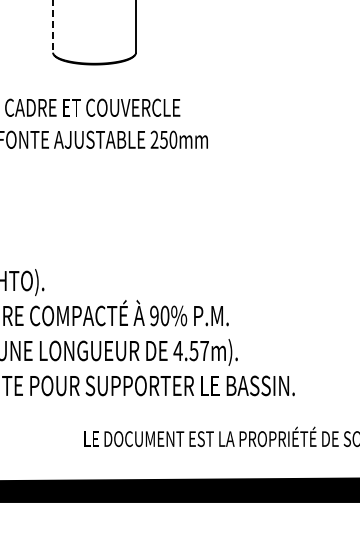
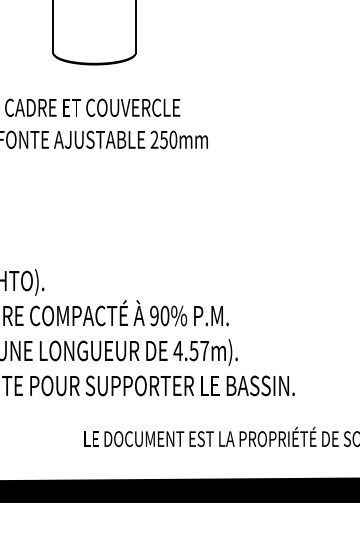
line: dashed -> solid (53, 26)
